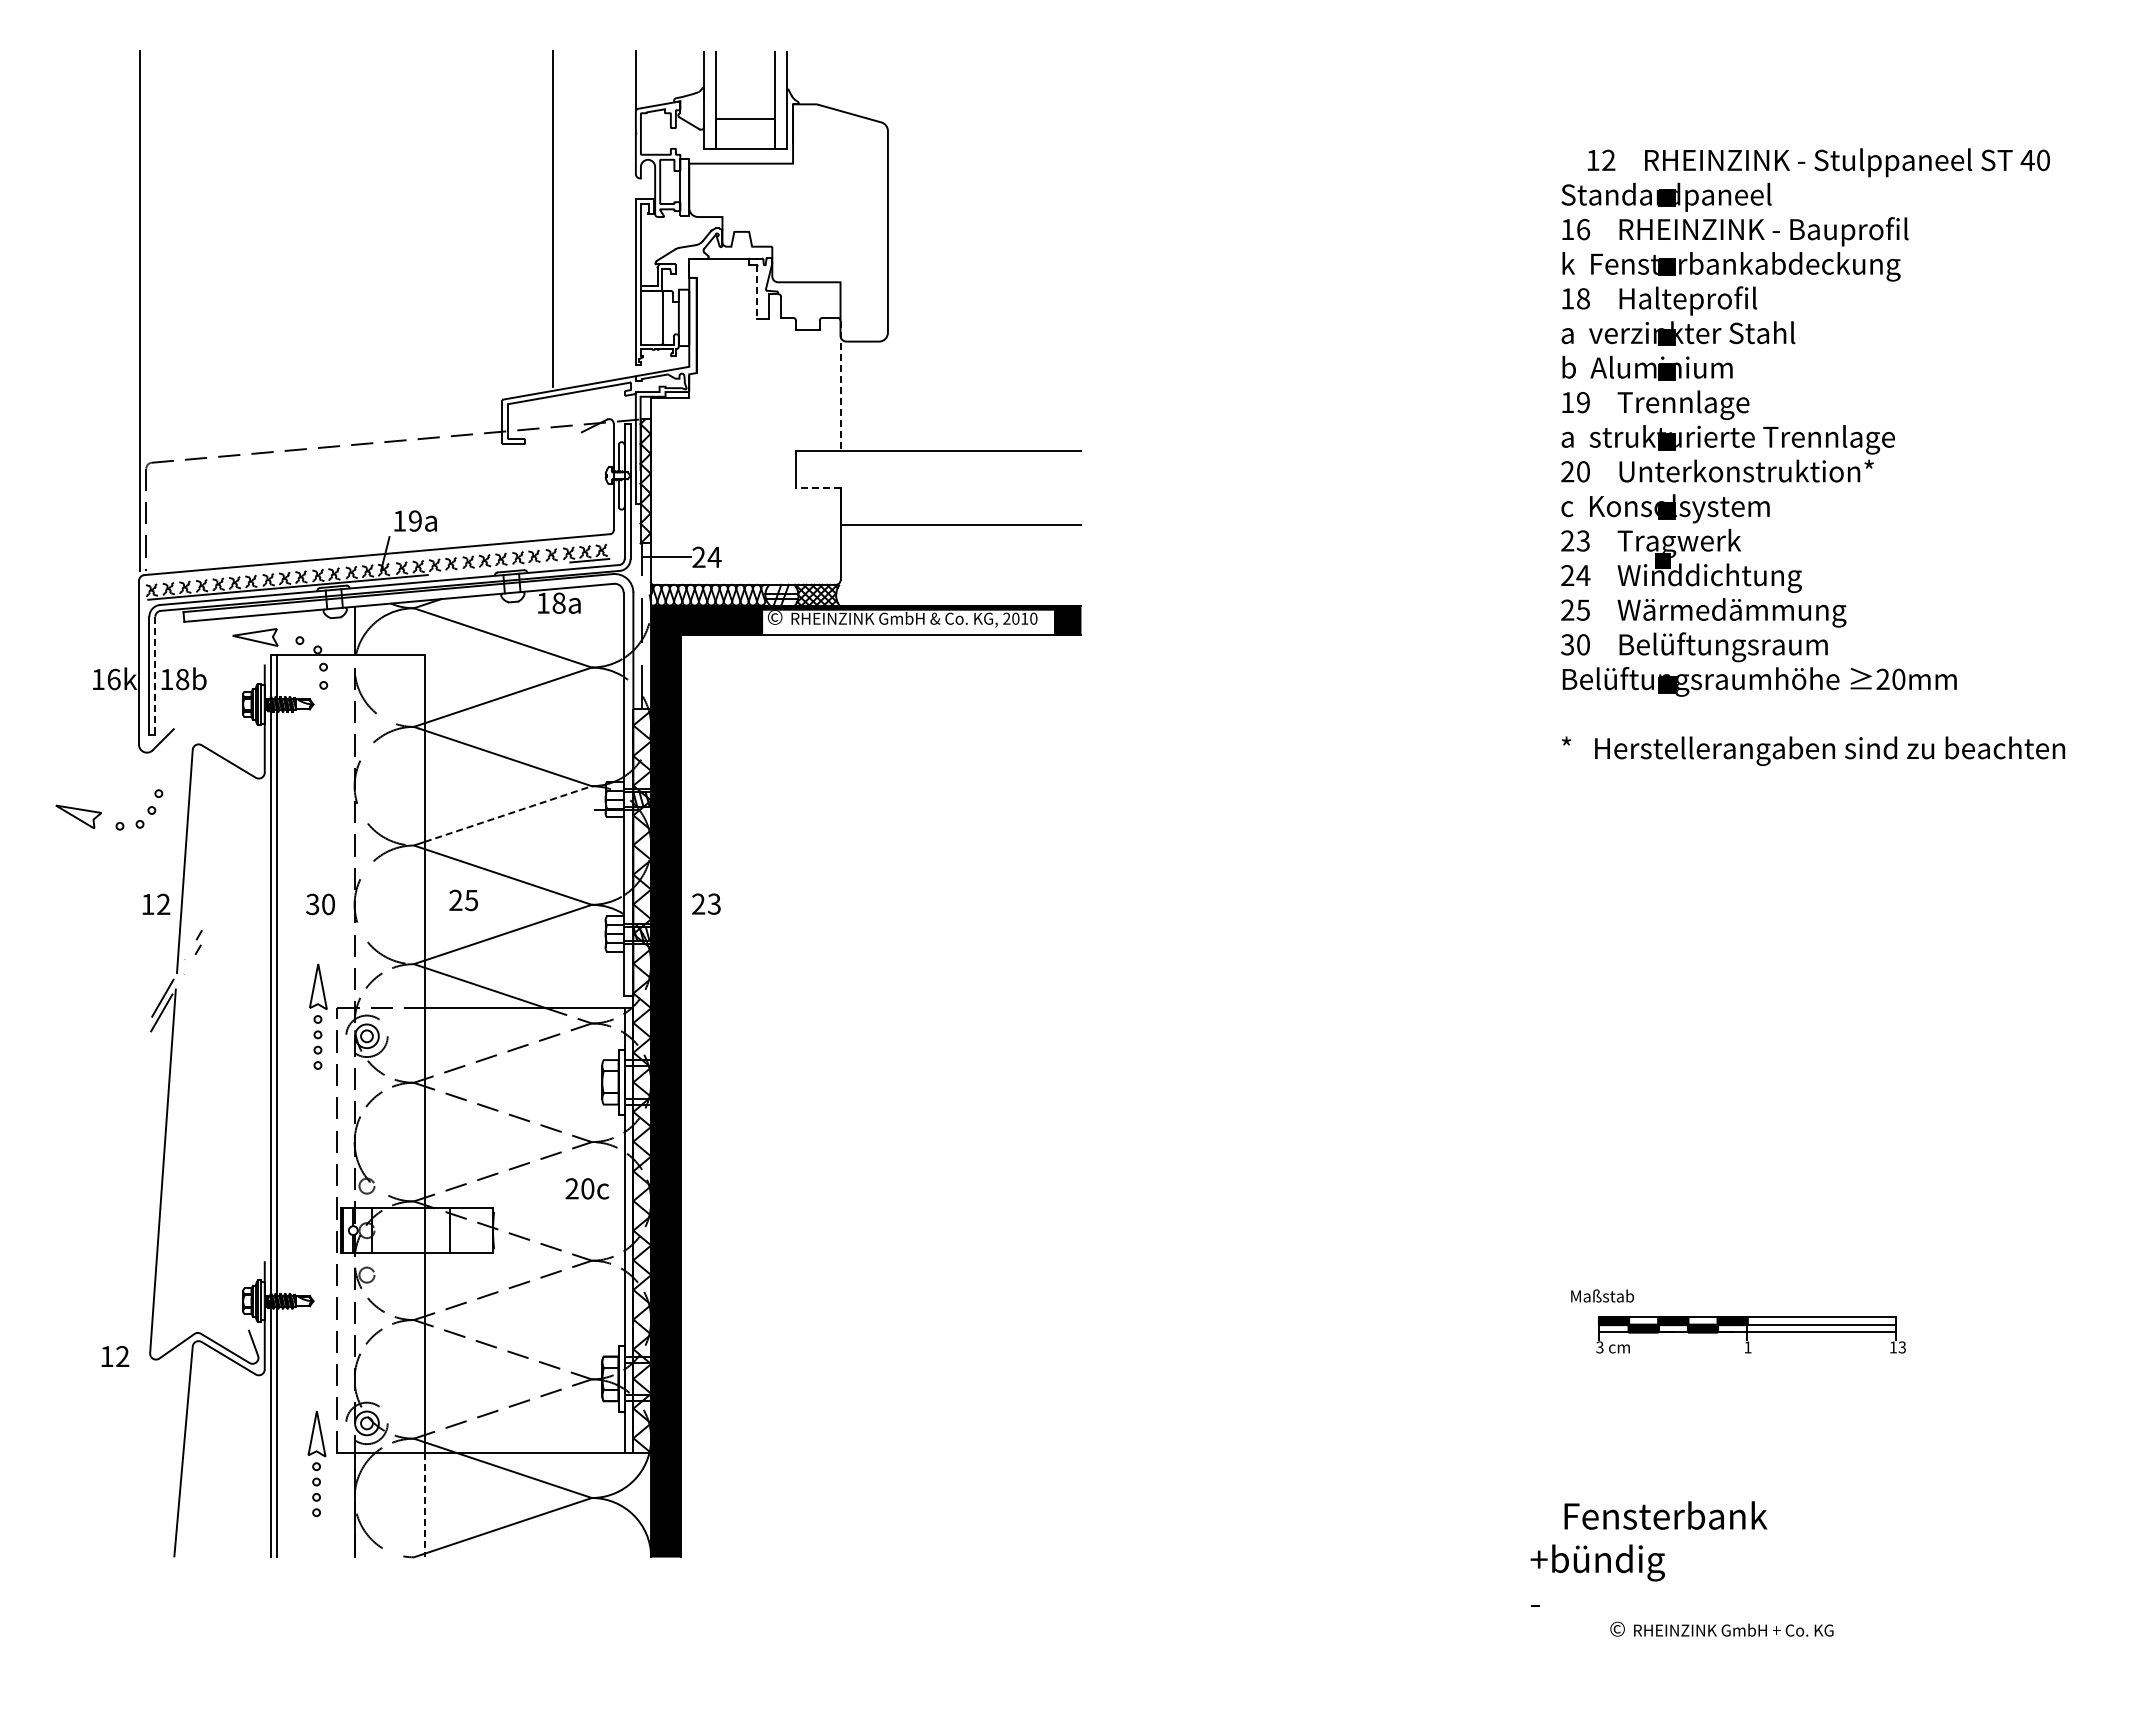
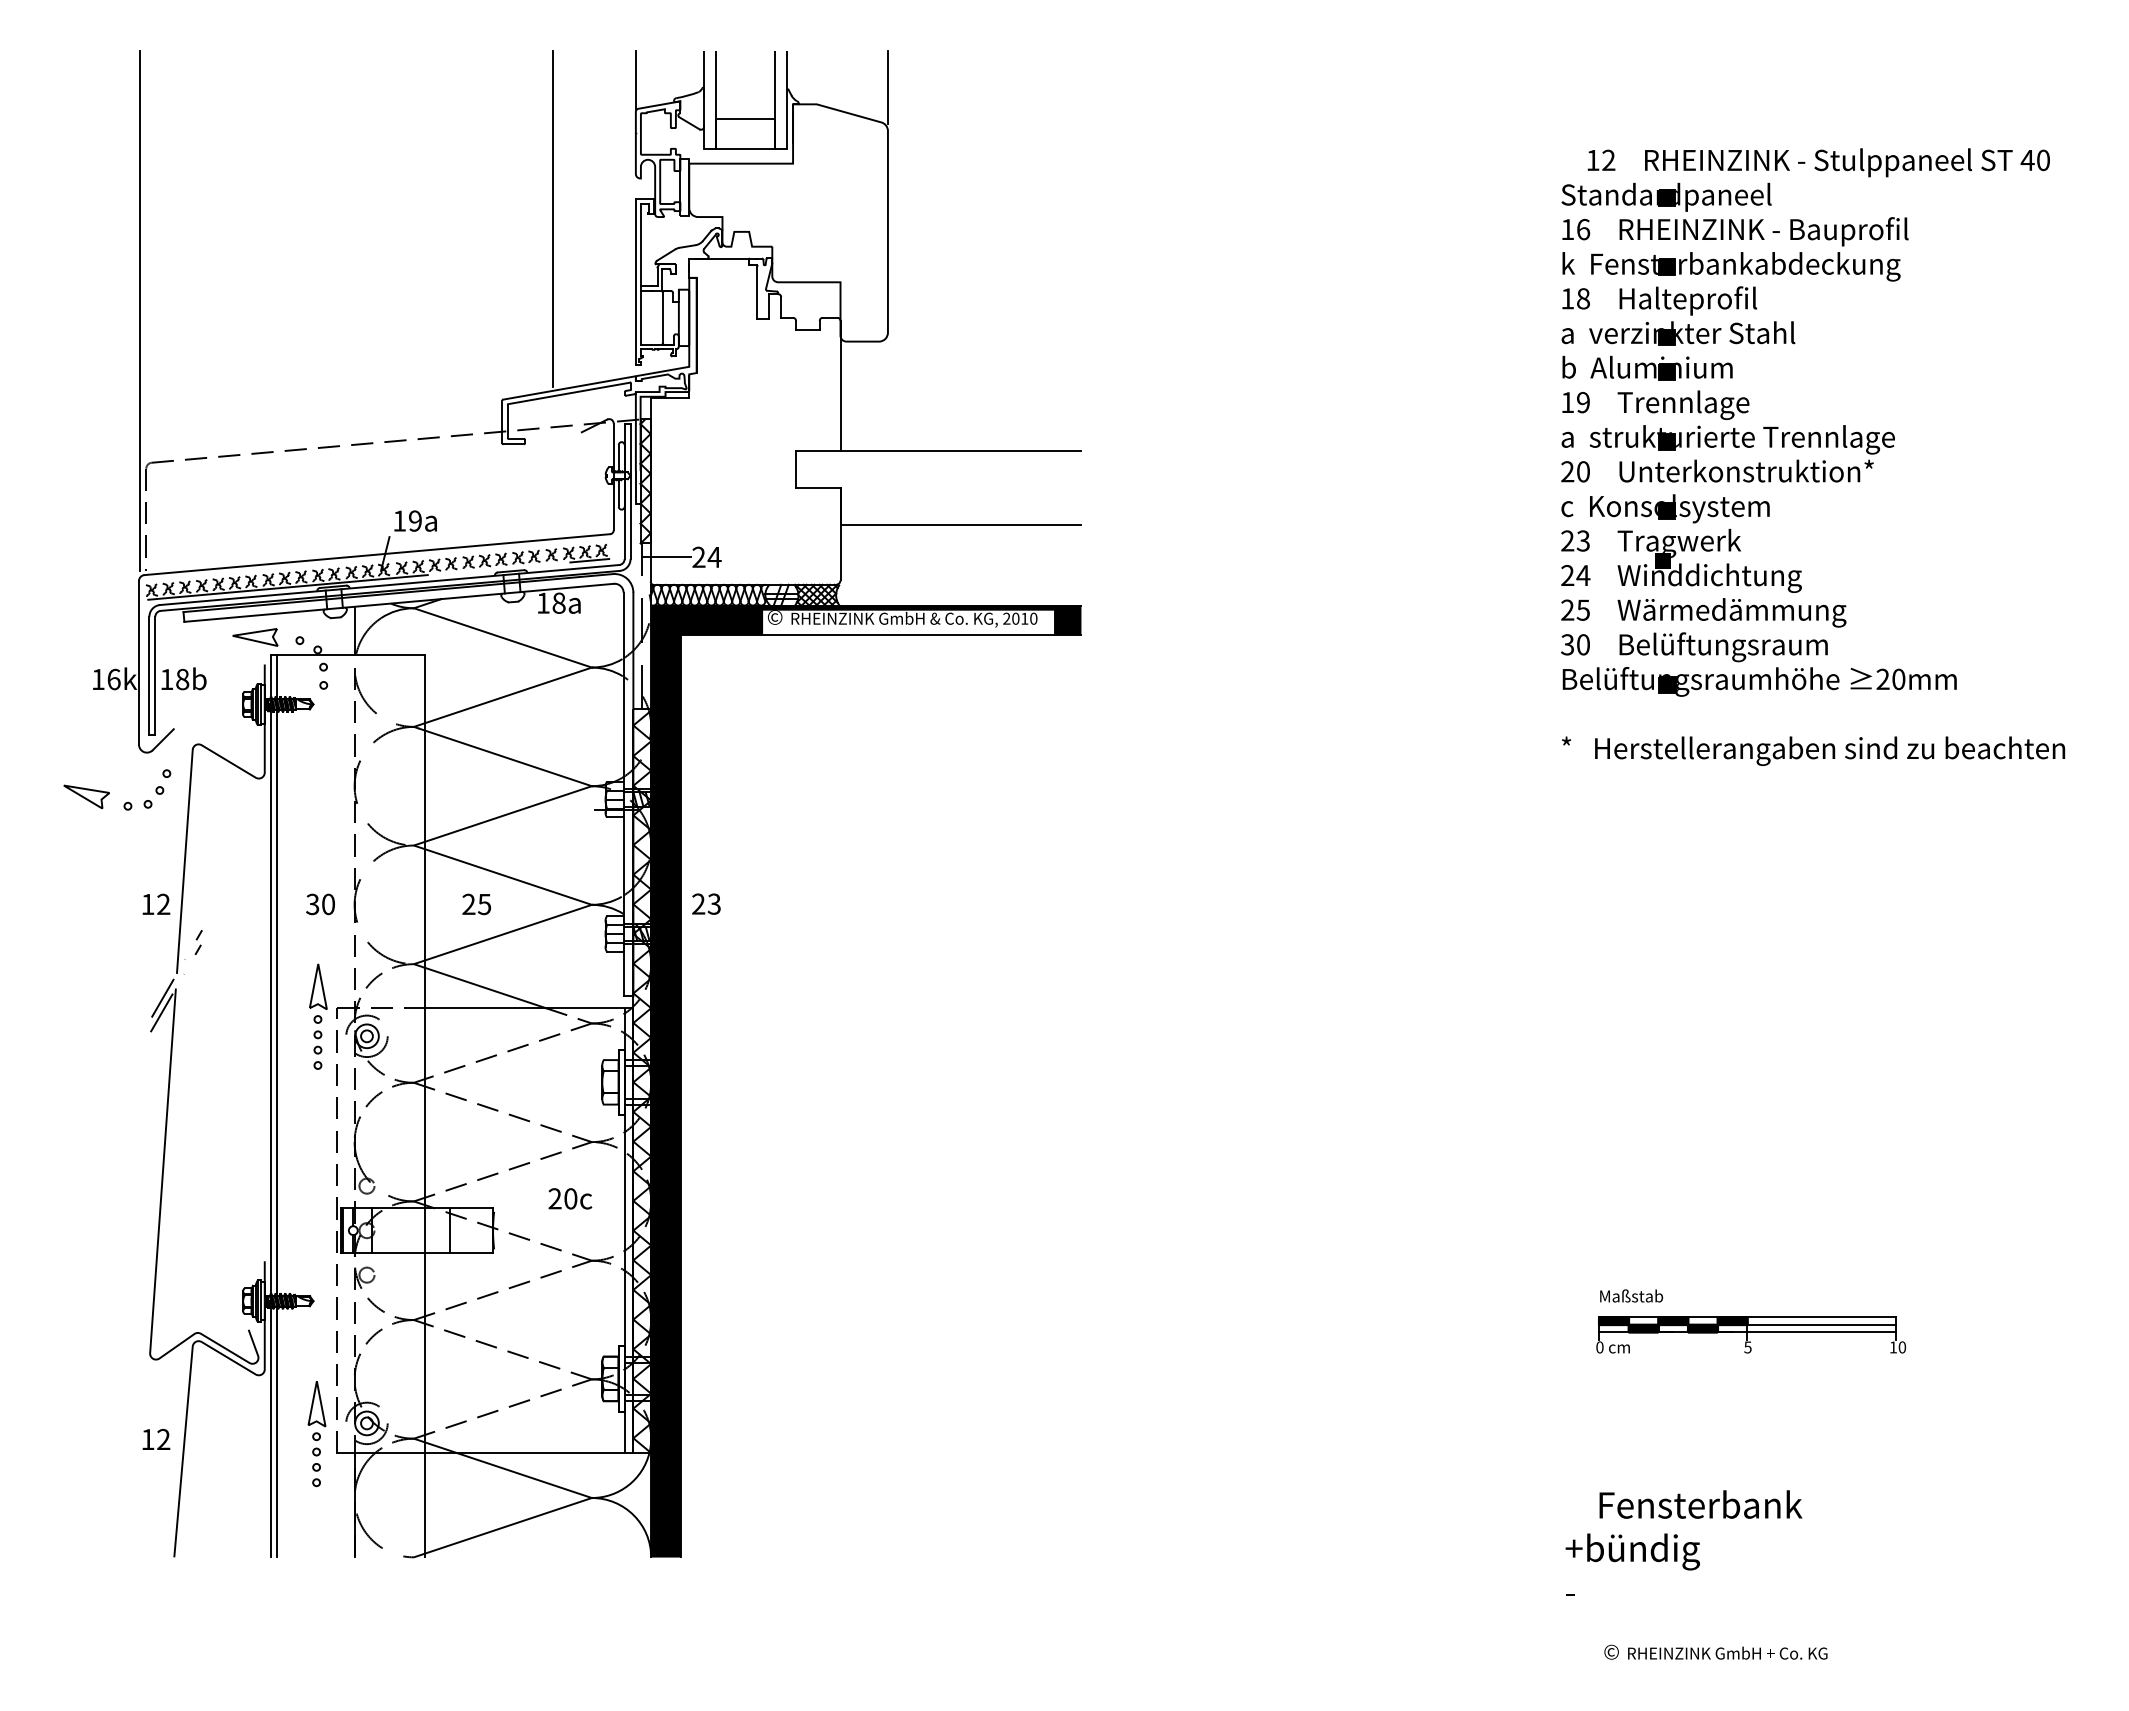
line: none -> present (887, 87)
line: dashed -> solid (757, 292)
line: dashed -> solid (840, 386)
line: dashed -> solid (817, 488)
line: dashed -> solid (155, 676)
part position: (101, 812) -> (109, 792) (109, 792)
line: dashed -> solid (508, 813)
text position: (463, 900) -> (476, 904) (476, 904)
text position: (587, 1188) -> (570, 1198) (570, 1198)
text position: (1602, 1295) -> (1631, 1295) (1631, 1295)
text: 3 -> 0 (1599, 1347)
text: 1 -> 5 (1747, 1347)
text: 13 -> 10 (1902, 1347)
text position: (115, 1356) -> (156, 1439) (156, 1439)
part position: (316, 1464) -> (316, 1434) (316, 1434)
line: dashed -> solid (424, 1505)
text position: (1648, 1553) -> (1683, 1542) (1683, 1542)
text position: (1721, 1628) -> (1715, 1651) (1715, 1651)
